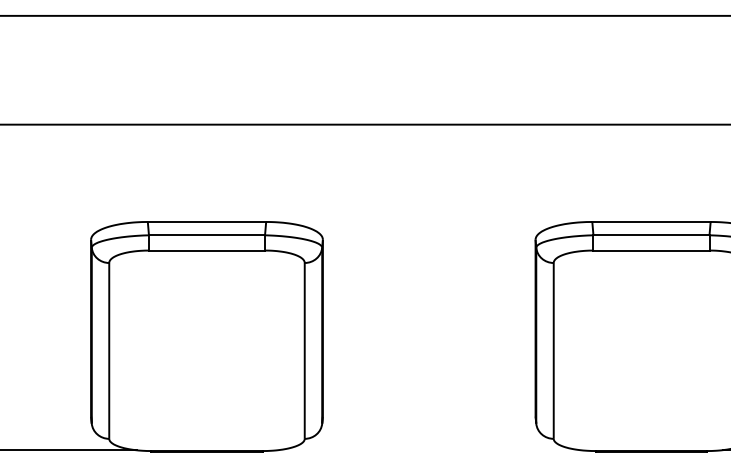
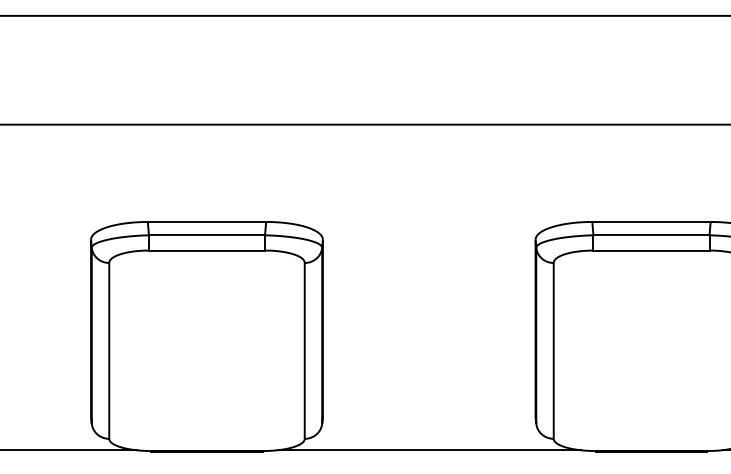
line: none -> present (429, 450)
